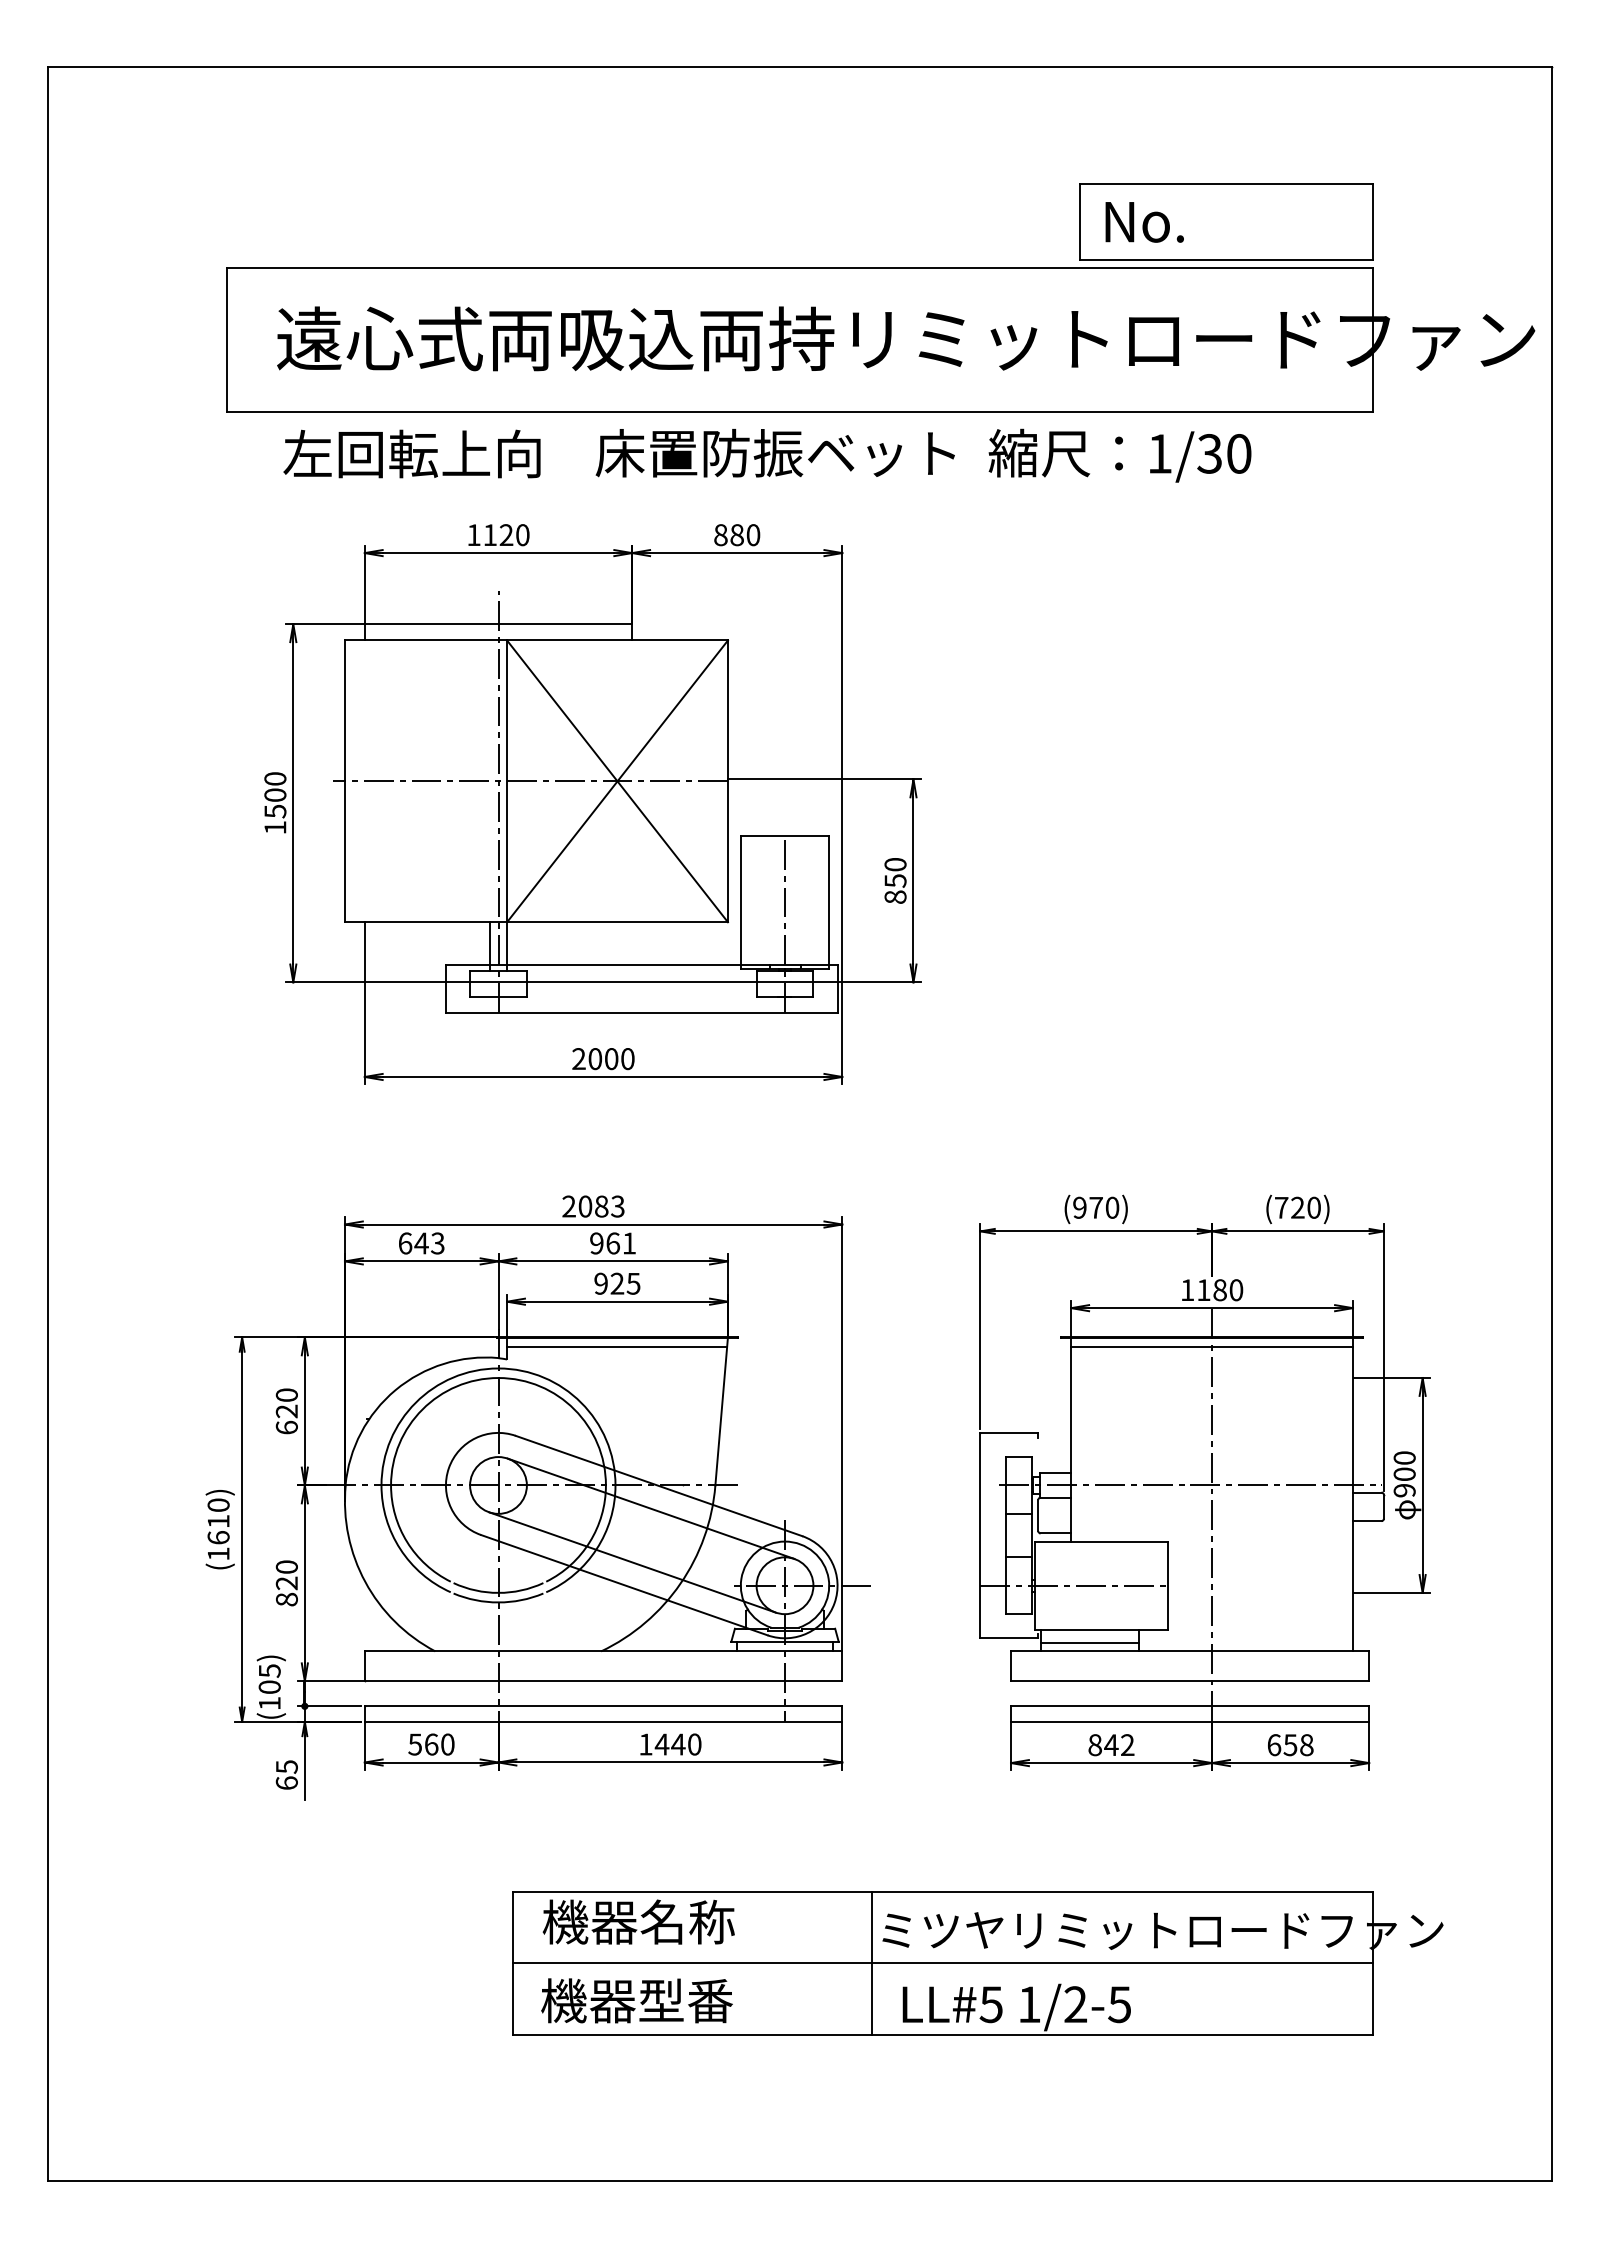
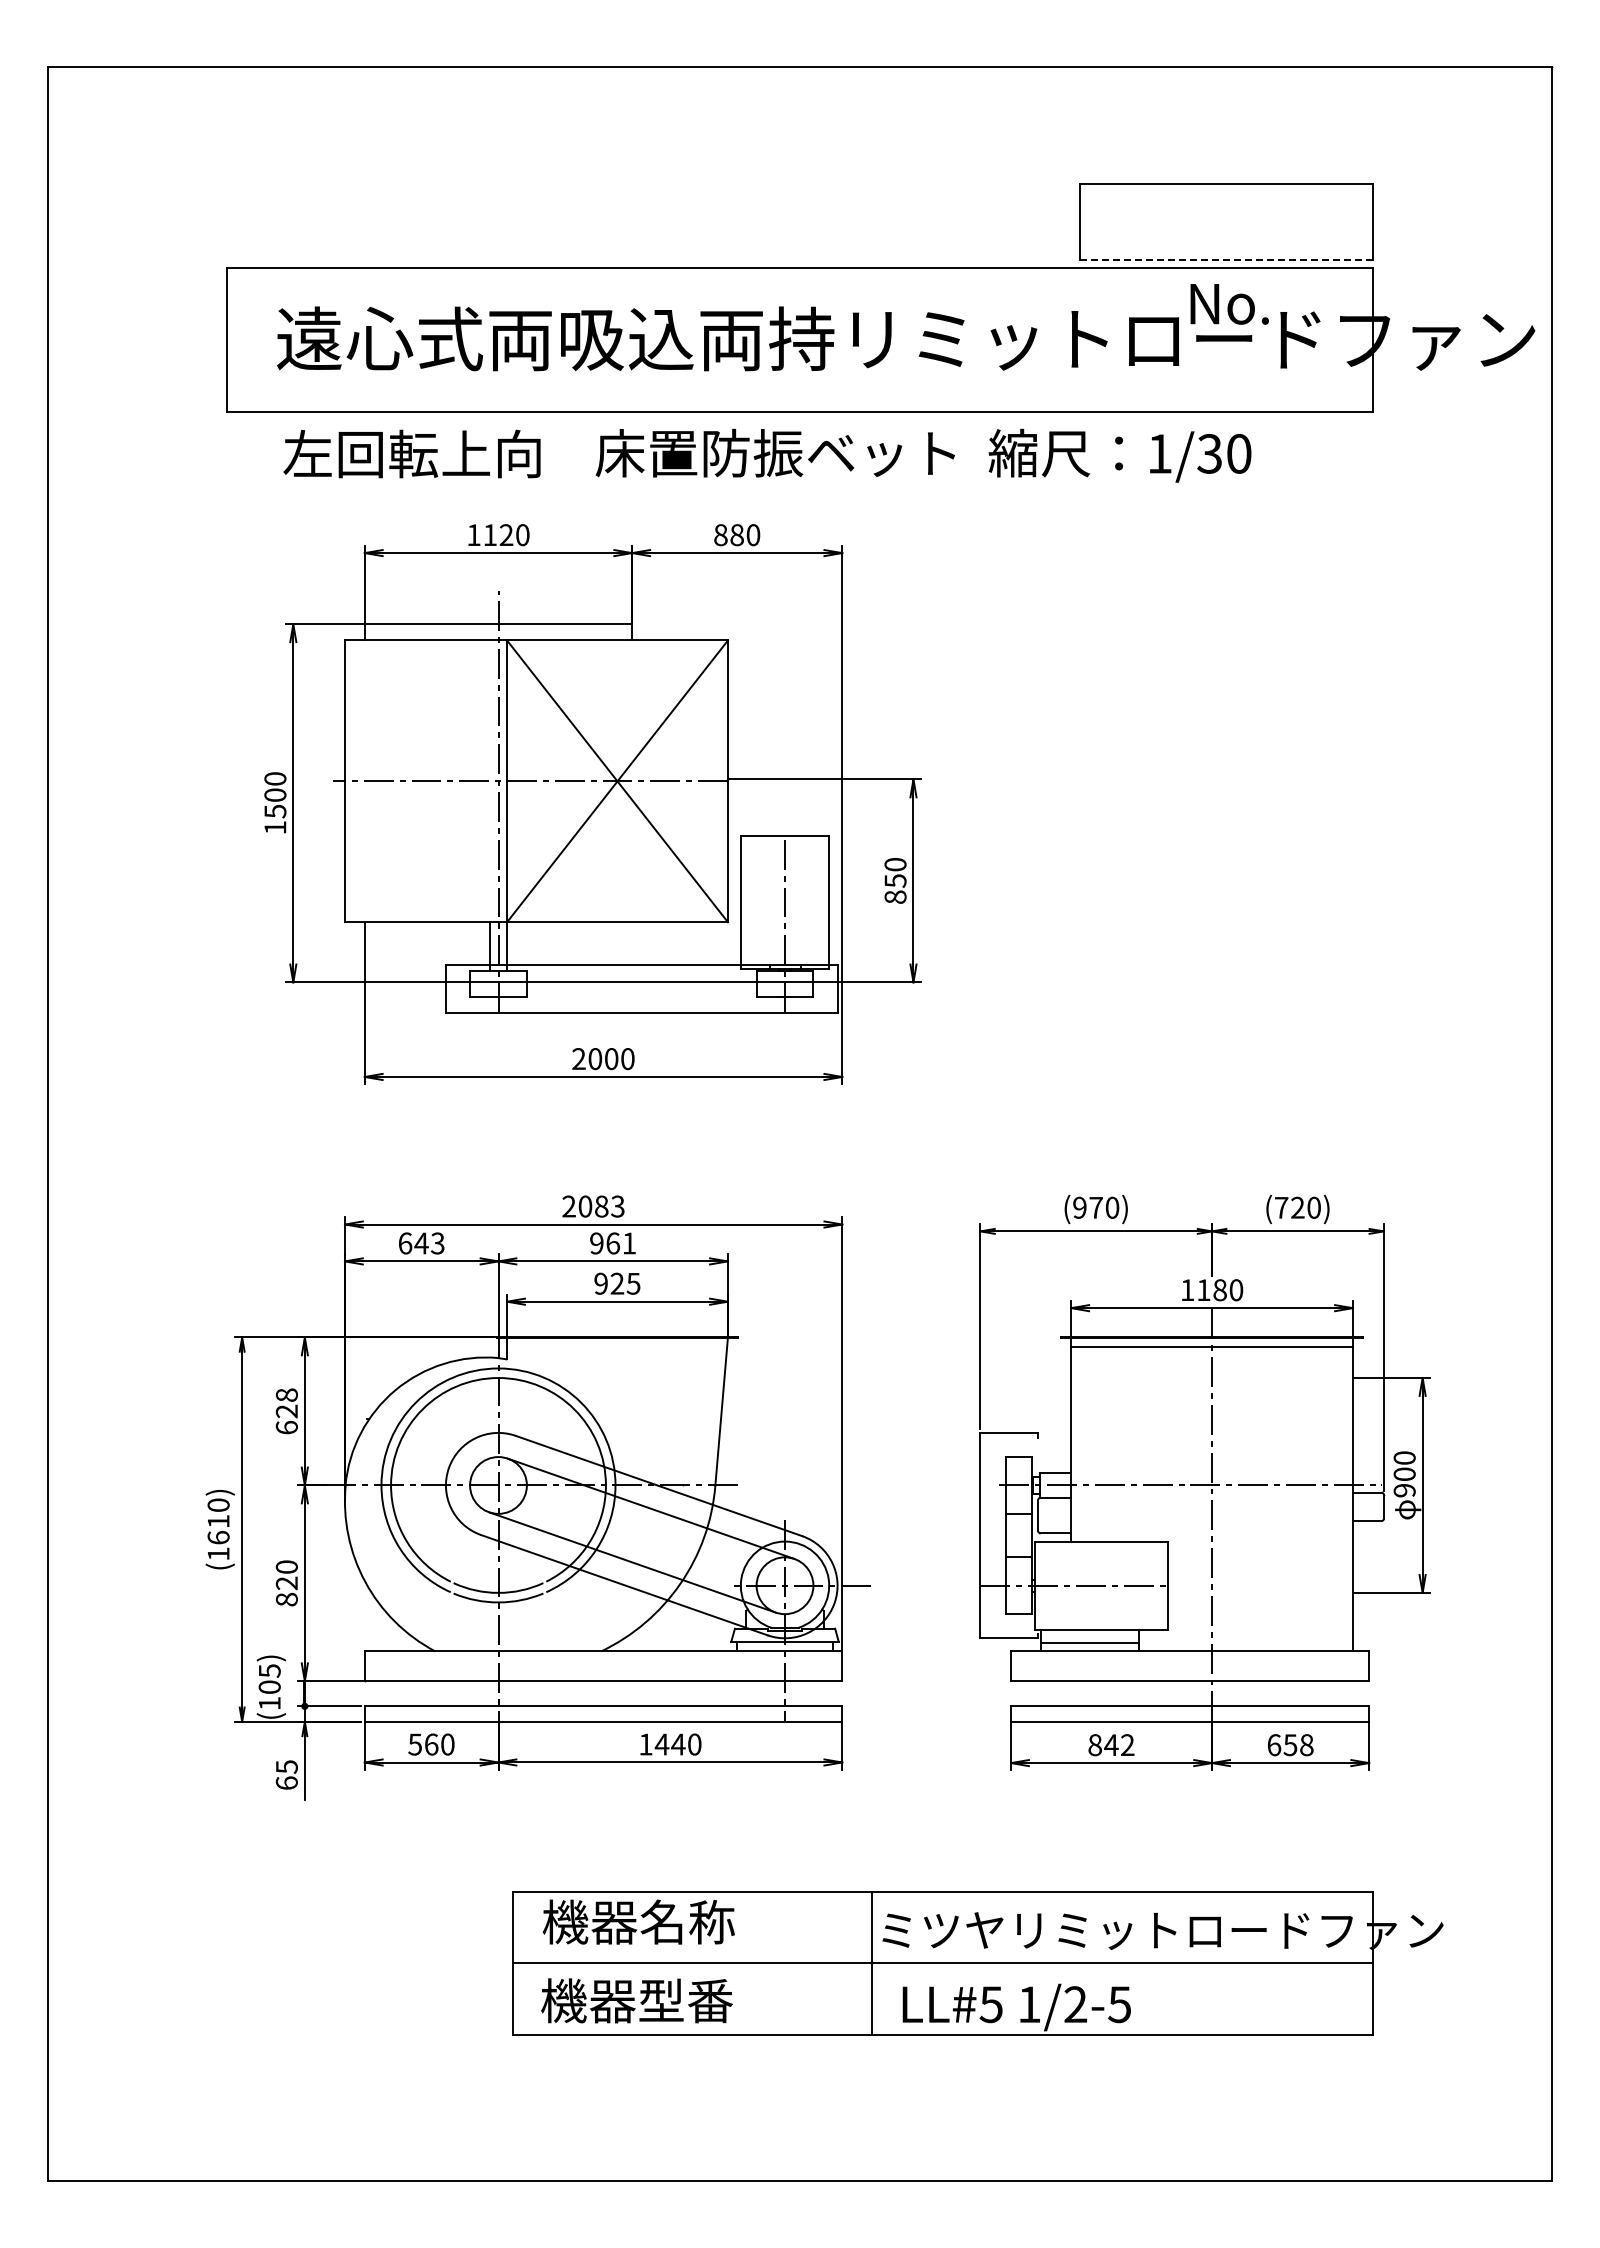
text position: (1144, 222) -> (1229, 304) (1229, 304)
line: solid -> dashed (1226, 259)
line: present -> none (617, 1346)
text: 620 -> 628 (286, 1394)
